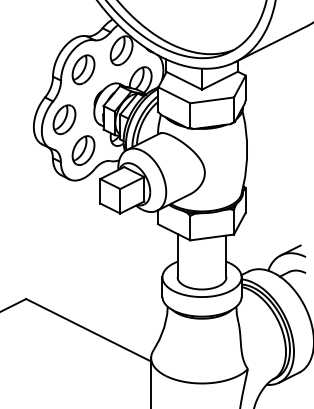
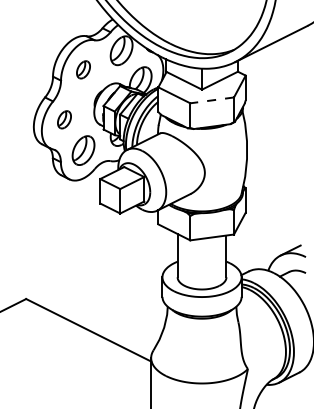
part size: 25x32 px -> 15x20 px (83, 69)
line: solid -> dashed (211, 100)
part size: 25x32 px -> 15x20 px (64, 119)
